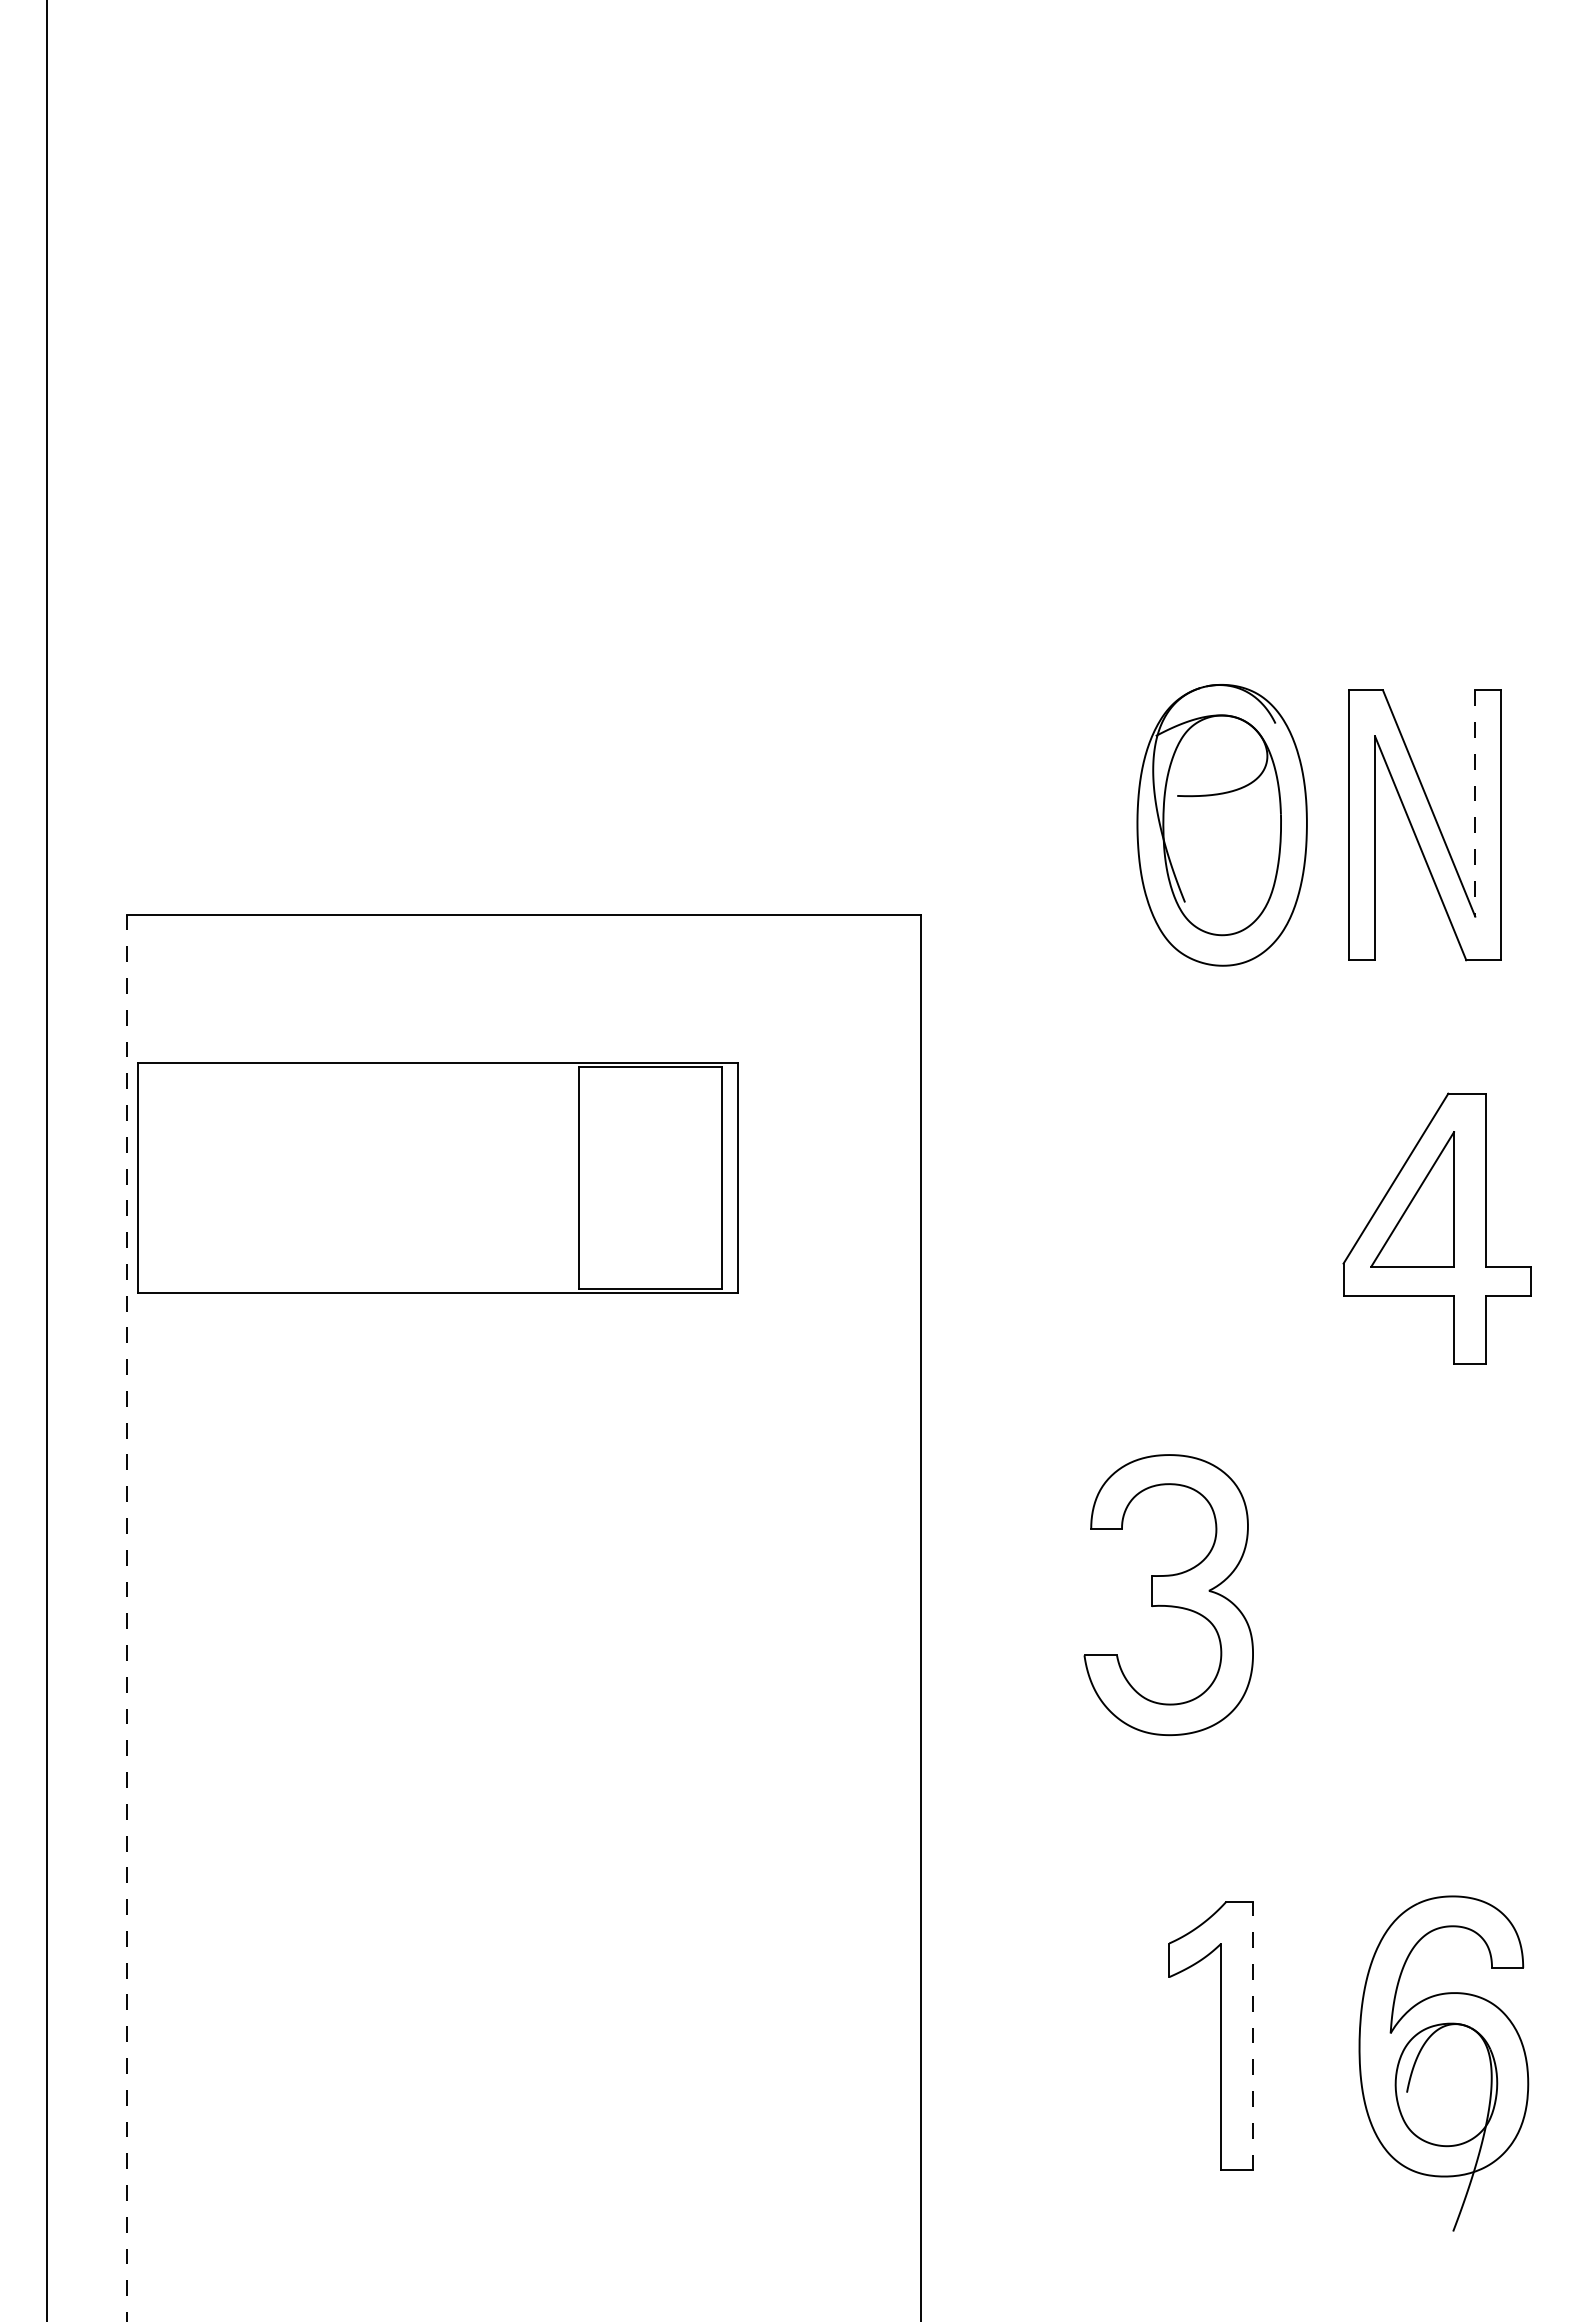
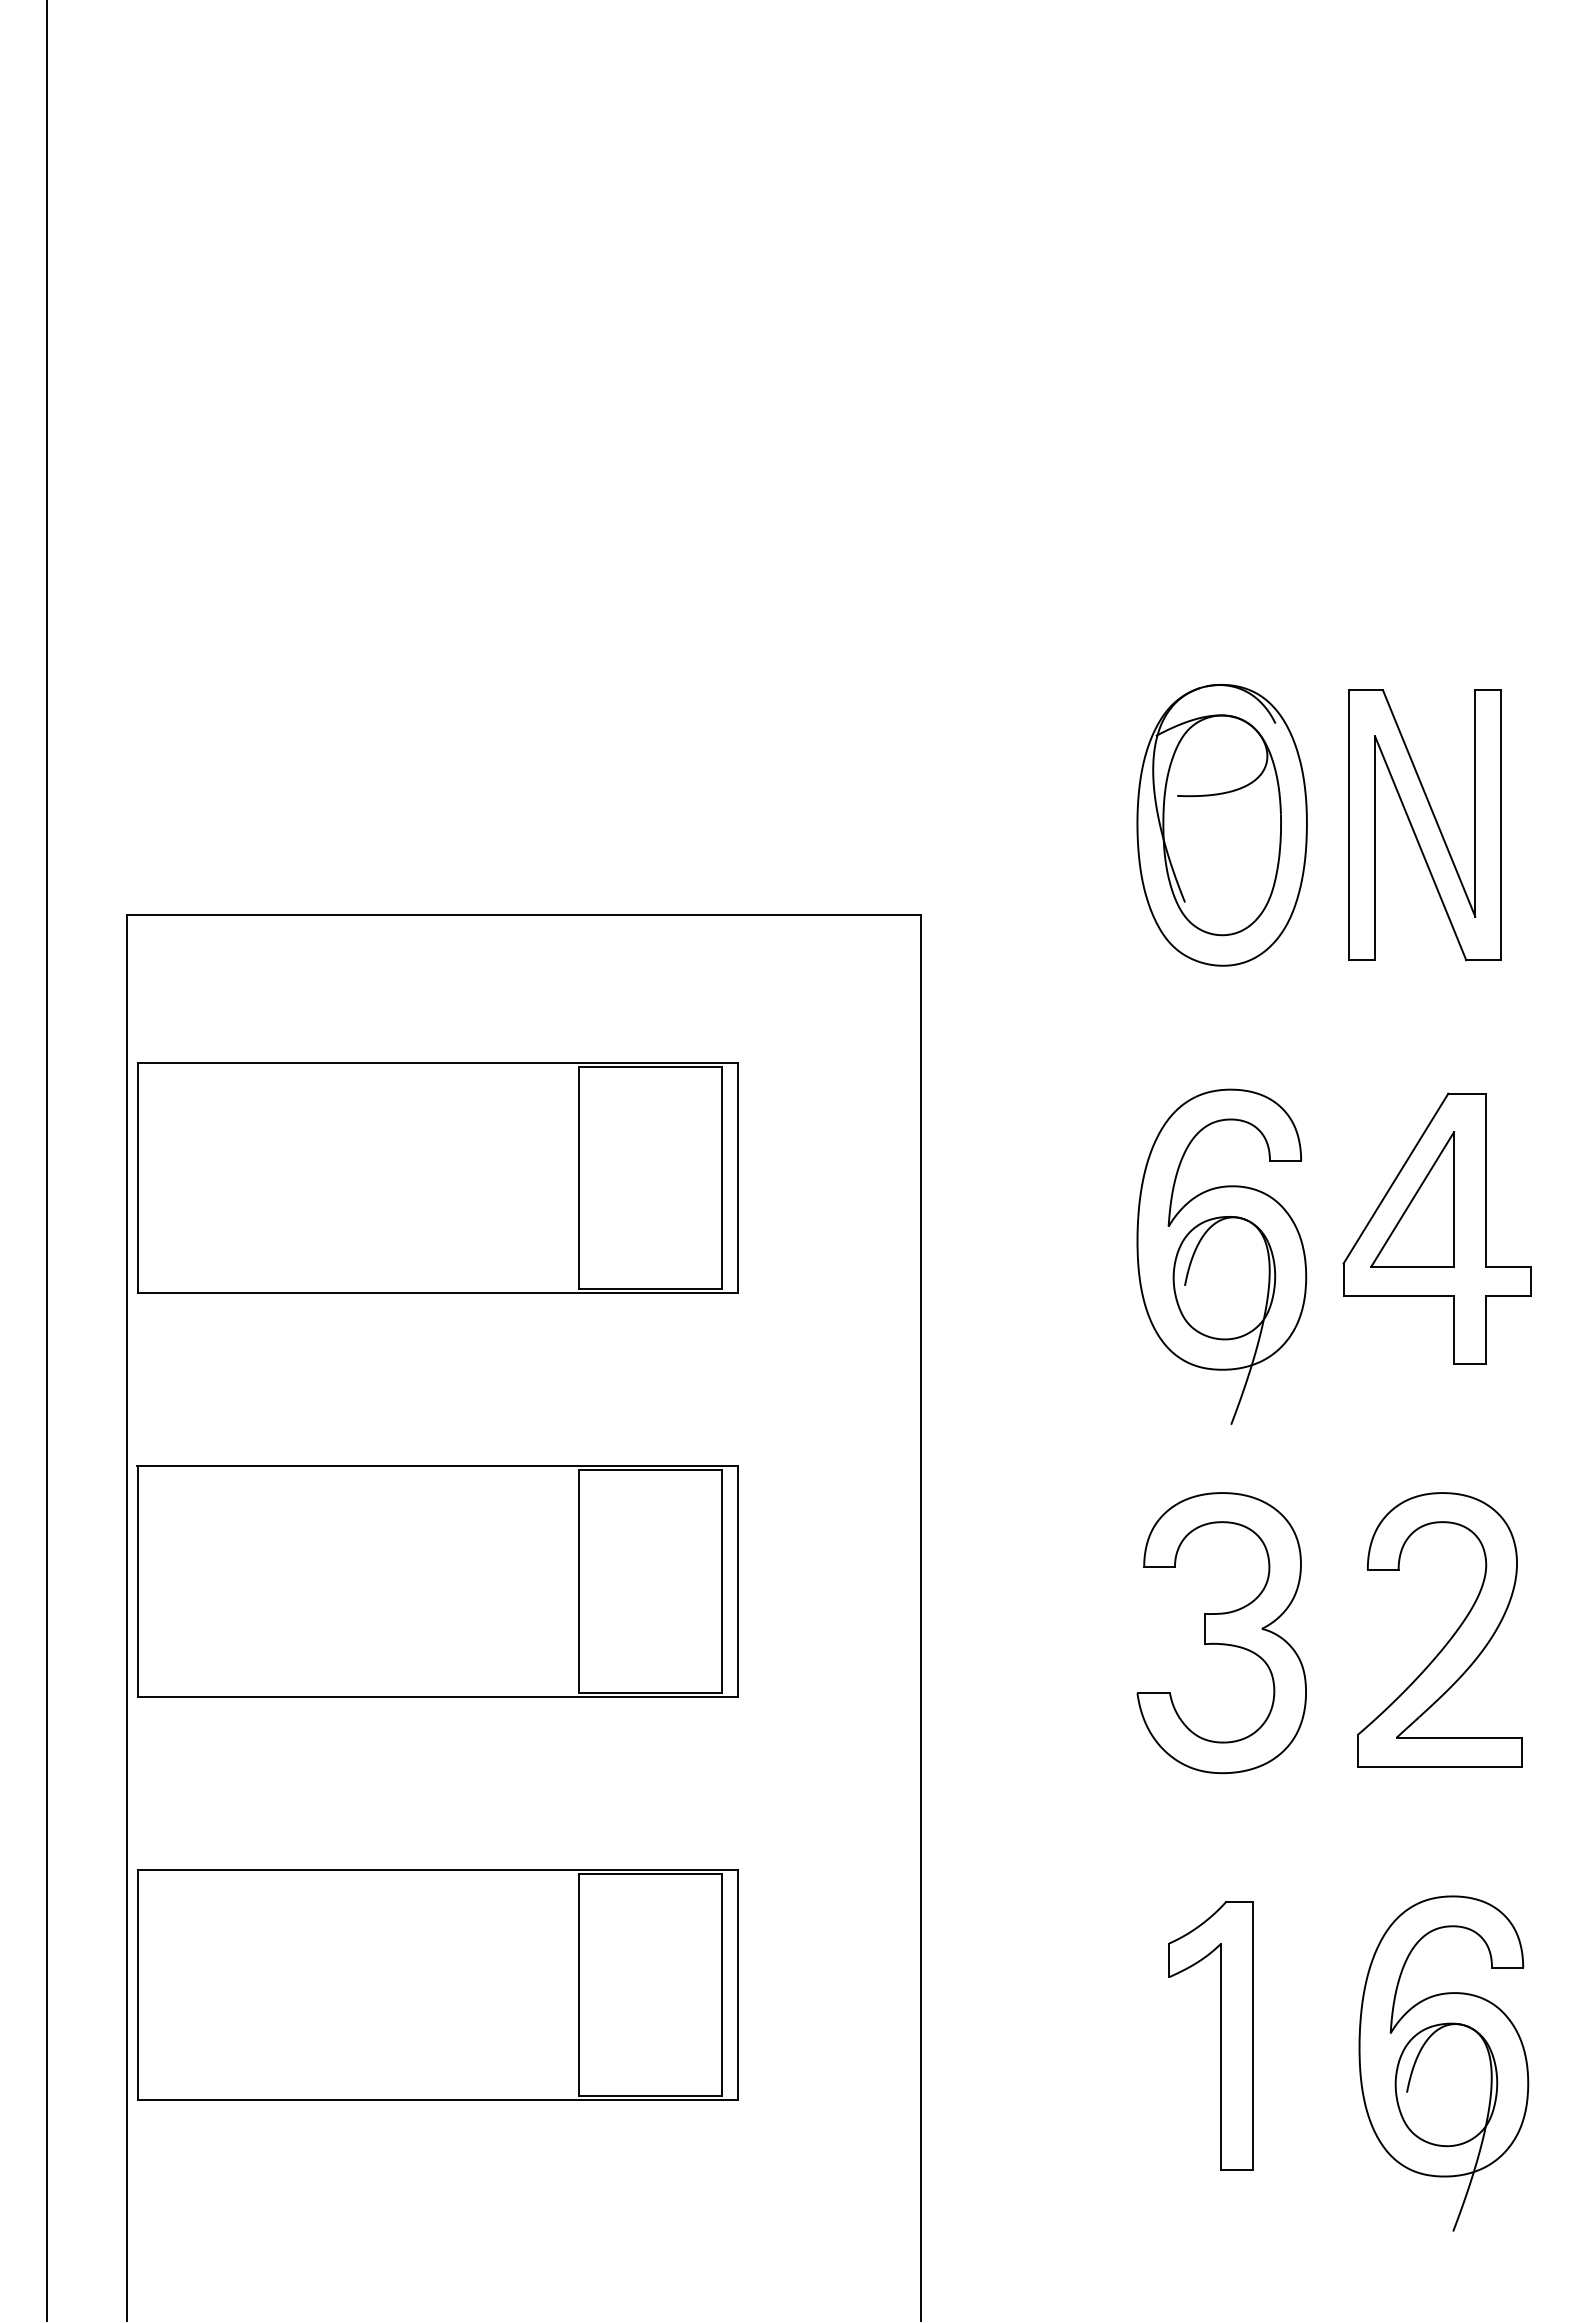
line: dashed -> solid (1475, 803)
part: none -> present (1221, 1256)
part: none -> present (437, 1581)
part position: (1168, 1595) -> (1221, 1633) (1221, 1633)
line: dashed -> solid (126, 1617)
part: none -> present (1450, 1637)
part: none -> present (437, 1984)
line: dashed -> solid (1253, 2035)
